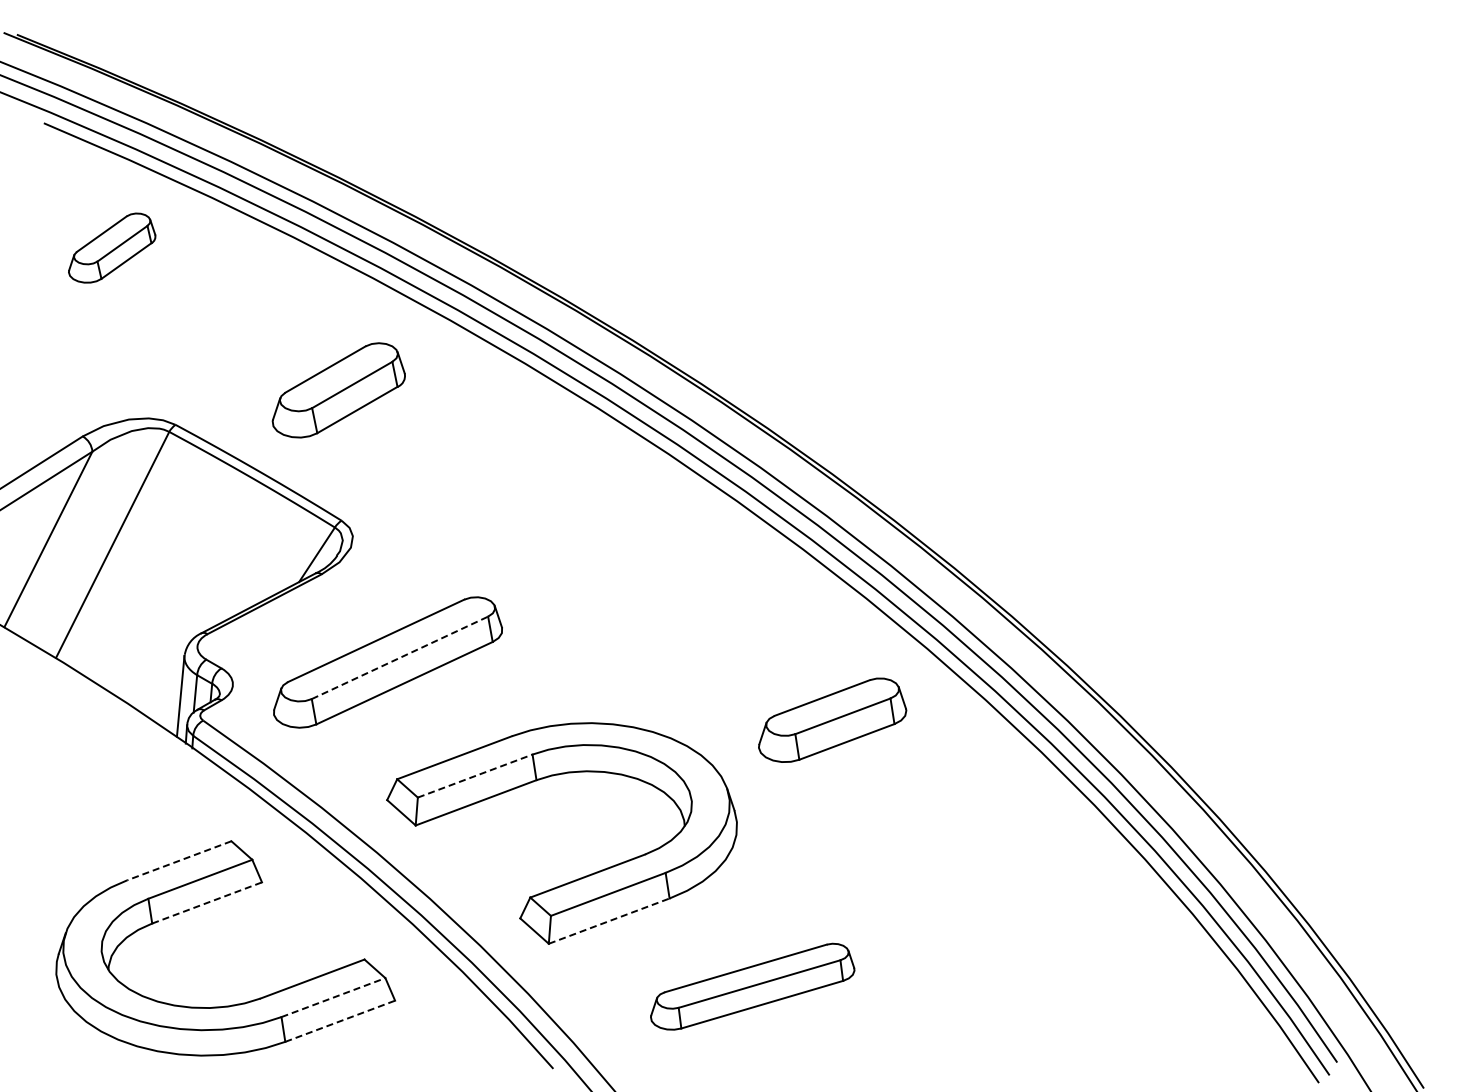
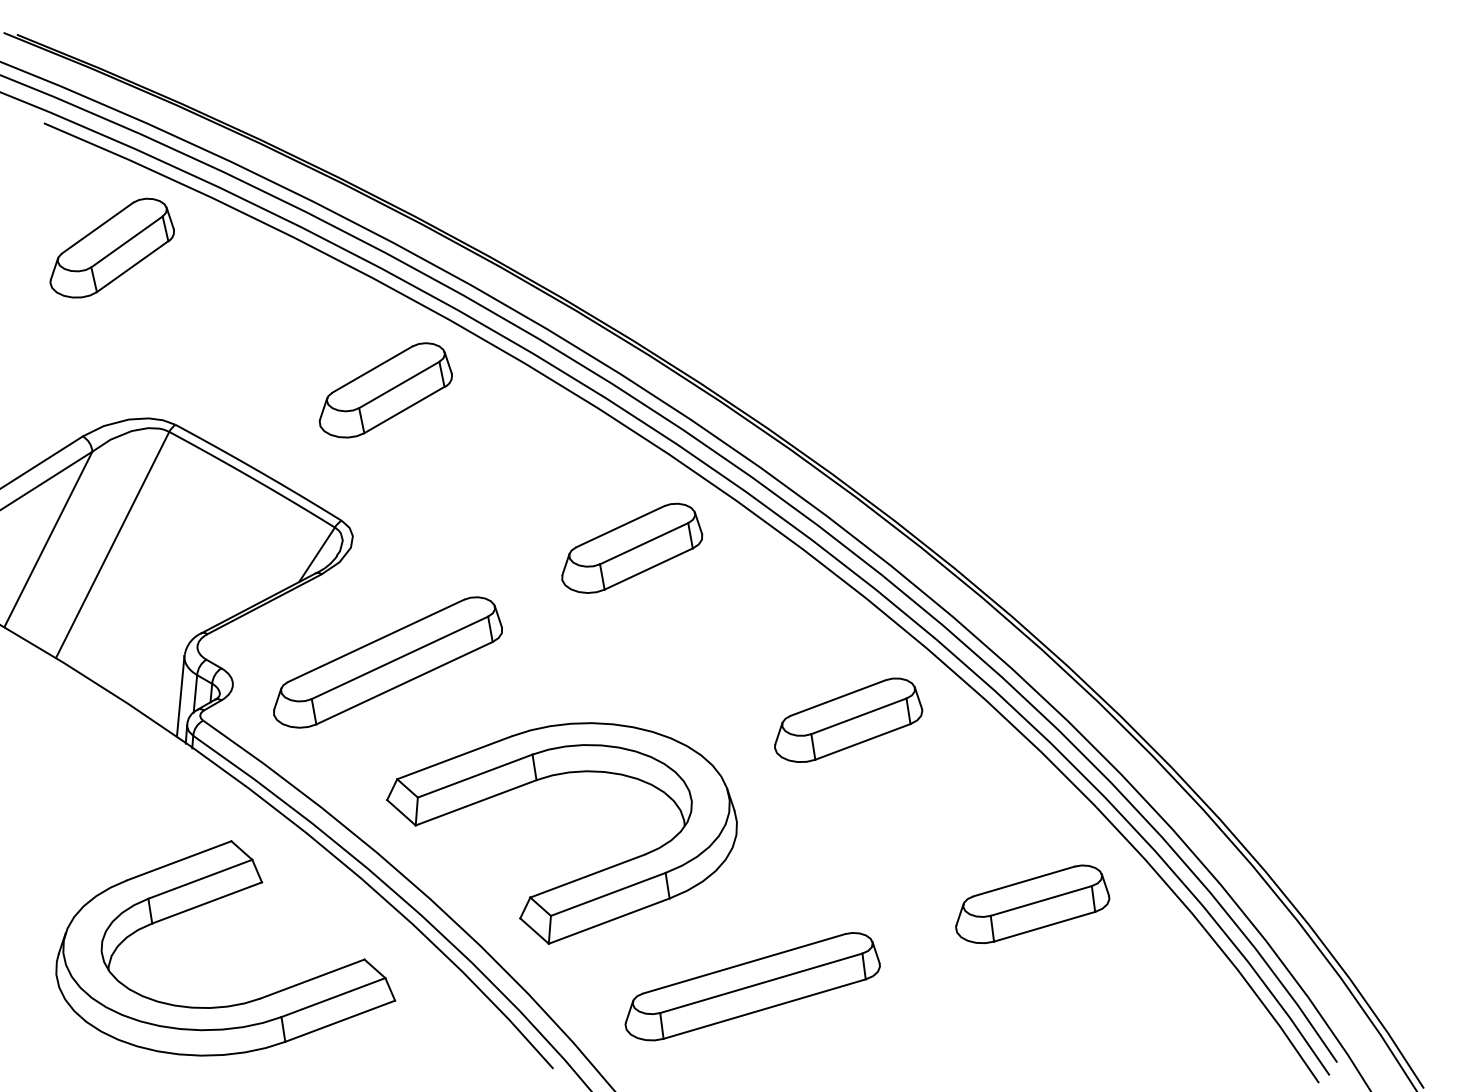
part size: 89x72 px -> 126x102 px (111, 247)
part position: (338, 390) -> (385, 390) (385, 390)
part: none -> present (632, 547)
line: dashed -> solid (400, 657)
part position: (832, 719) -> (848, 719) (848, 719)
line: dashed -> solid (475, 775)
line: dashed -> solid (179, 860)
line: dashed -> solid (207, 902)
part: none -> present (1032, 903)
line: dashed -> solid (609, 920)
part size: 206x89 px -> 257x110 px (752, 986)
line: dashed -> solid (333, 997)
line: dashed -> solid (340, 1021)
